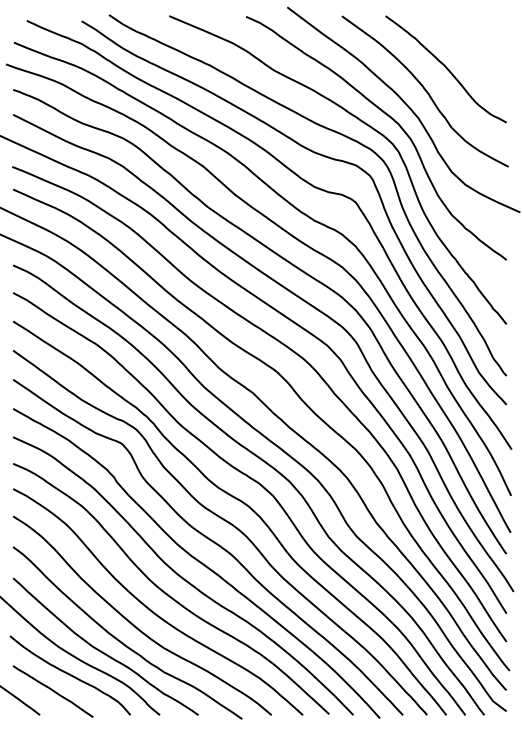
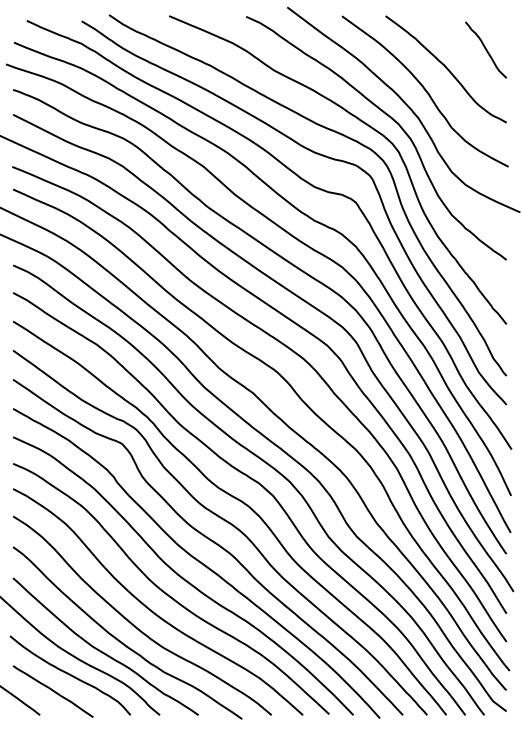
curve: none -> present (485, 49)
